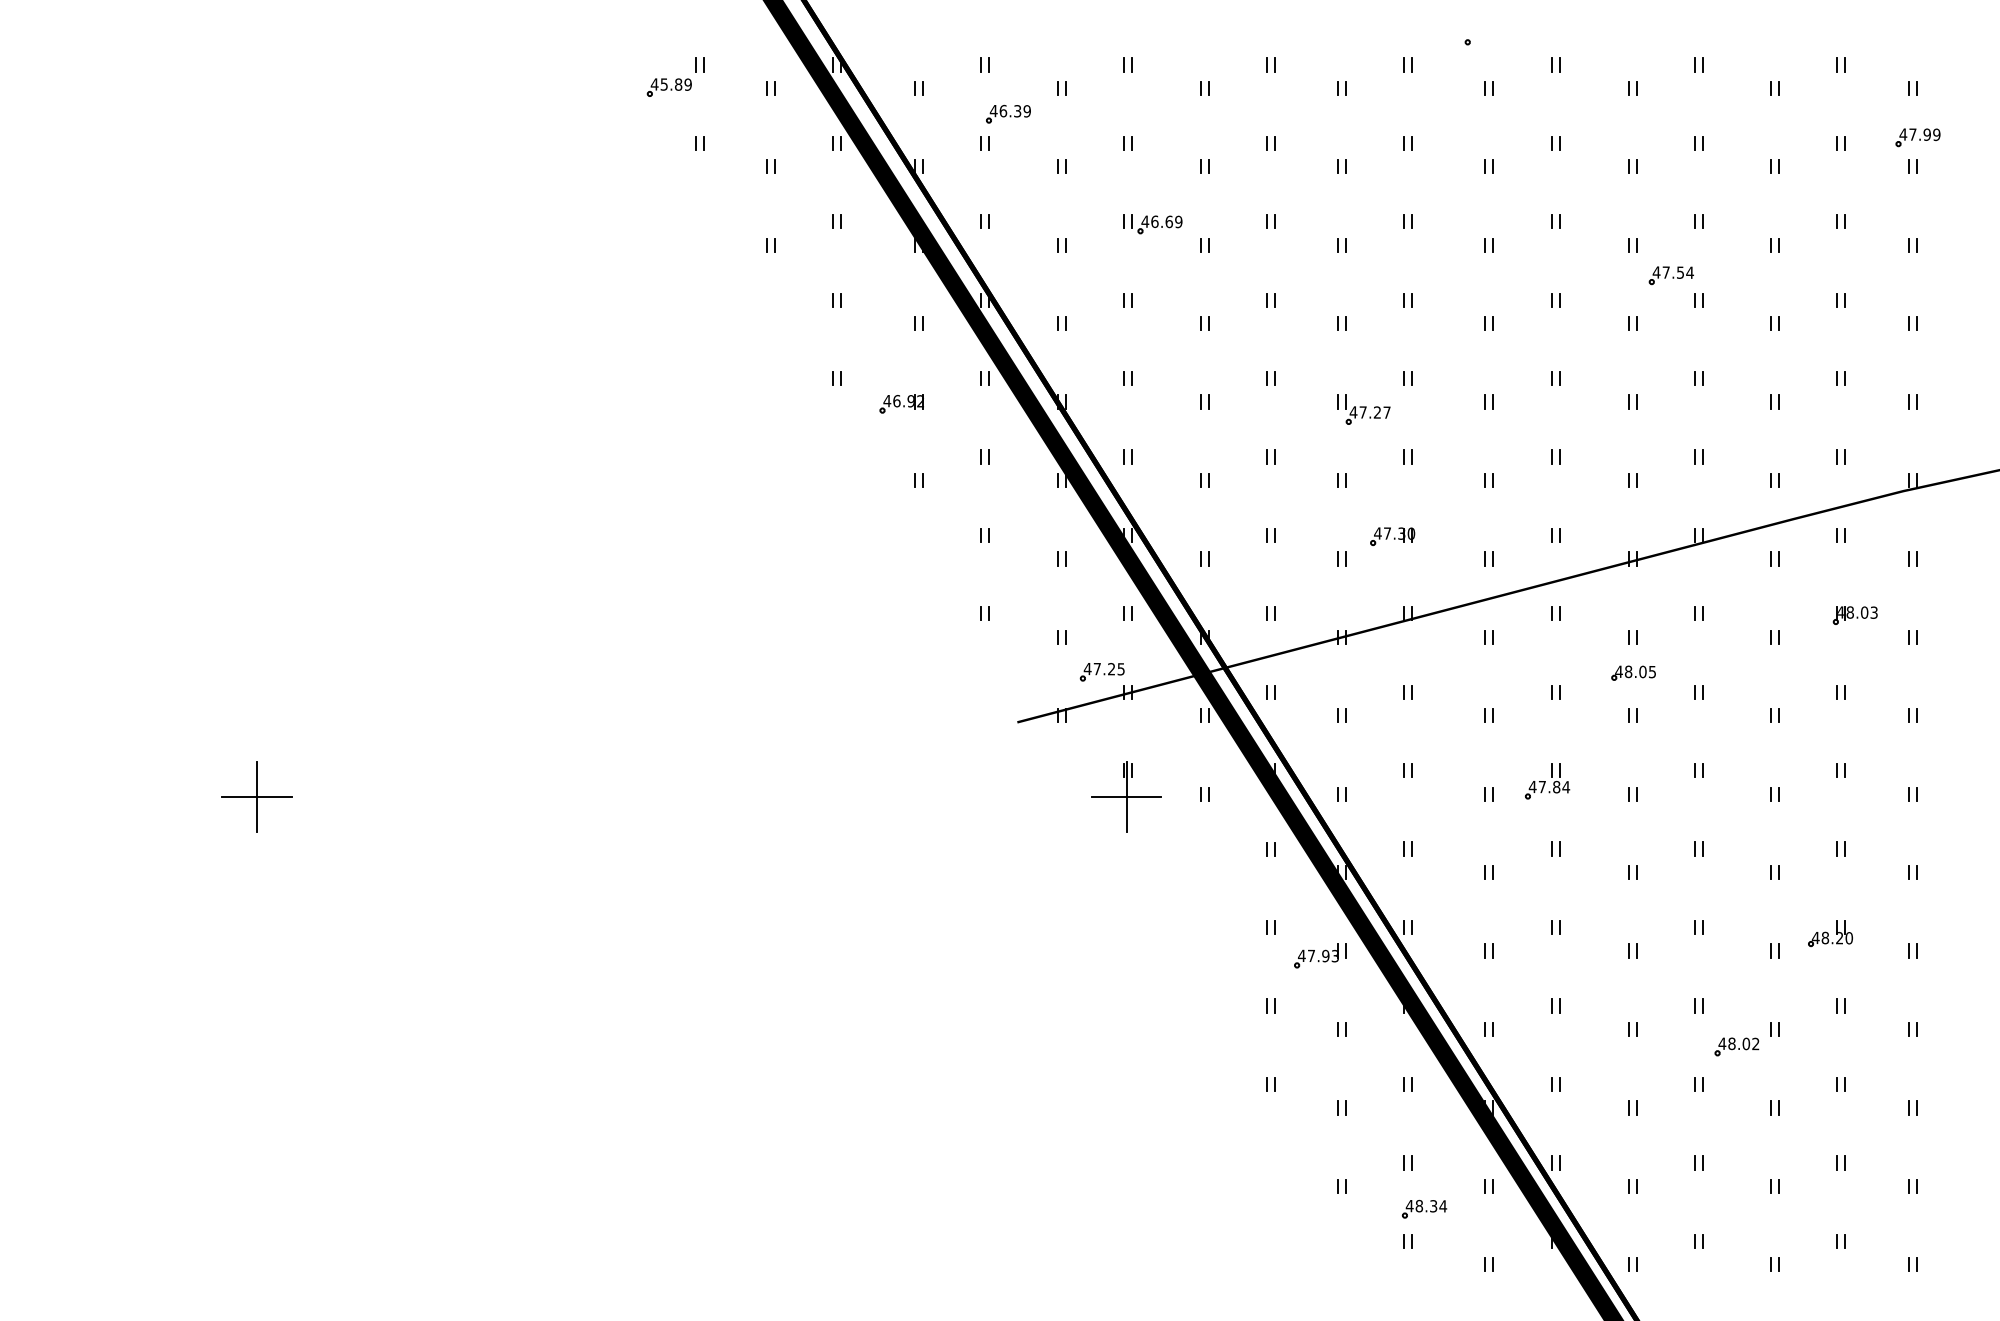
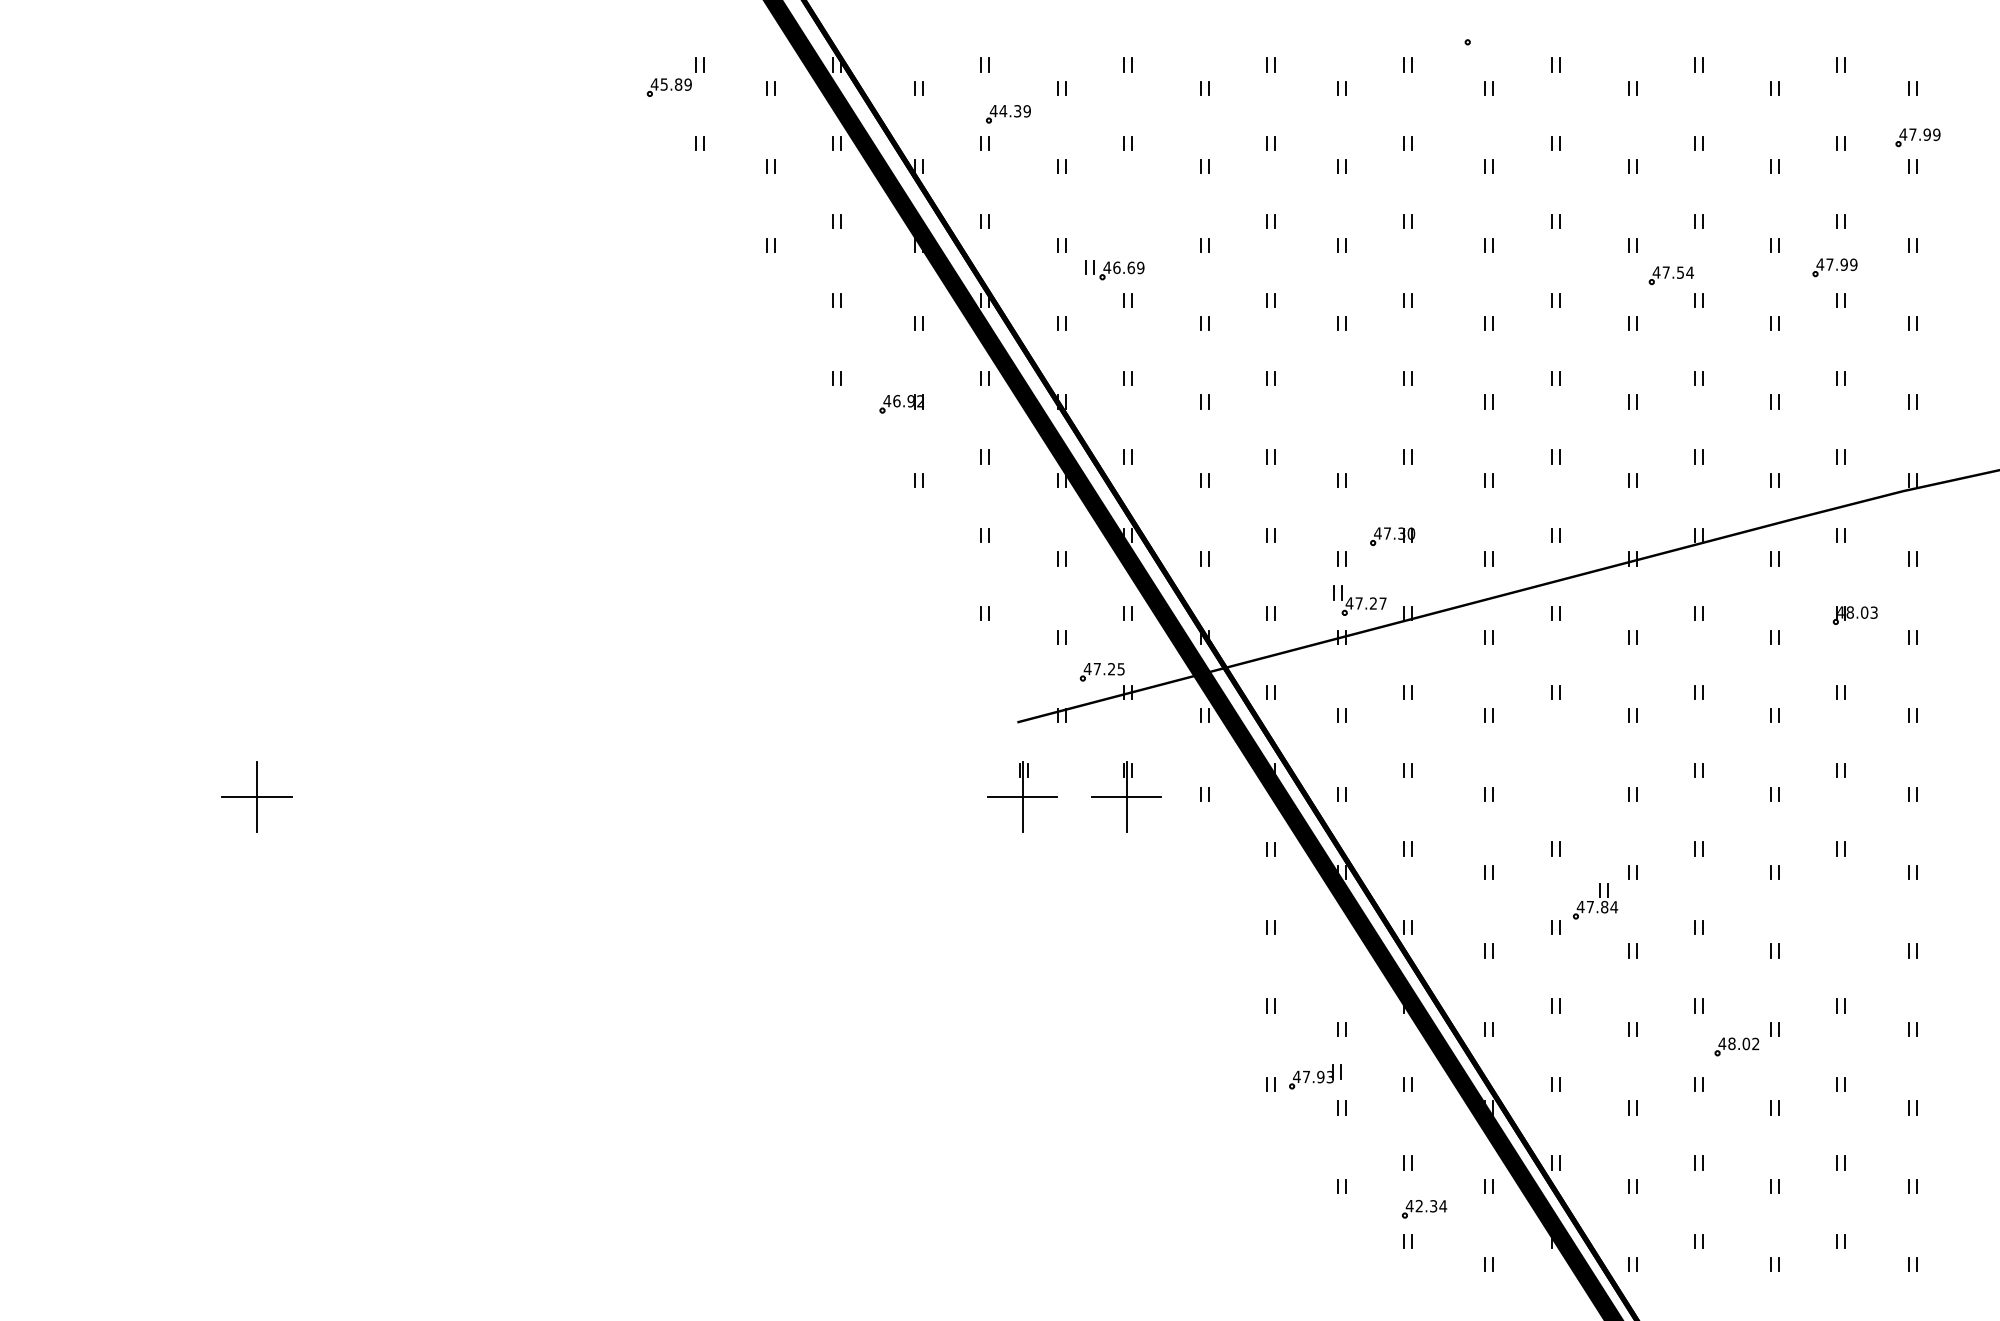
text: 46.39 -> 44.39 (1003, 110)
part position: (1152, 224) -> (1114, 270) (1114, 270)
part: none -> present (1834, 267)
part position: (1363, 409) -> (1359, 600) (1359, 600)
part: present -> none (1633, 672)
part position: (1547, 781) -> (1595, 901) (1595, 901)
part: none -> present (1022, 796)
part: present -> none (1830, 933)
part position: (1320, 955) -> (1315, 1076) (1315, 1076)
text: 48.34 -> 42.34 (1418, 1206)
